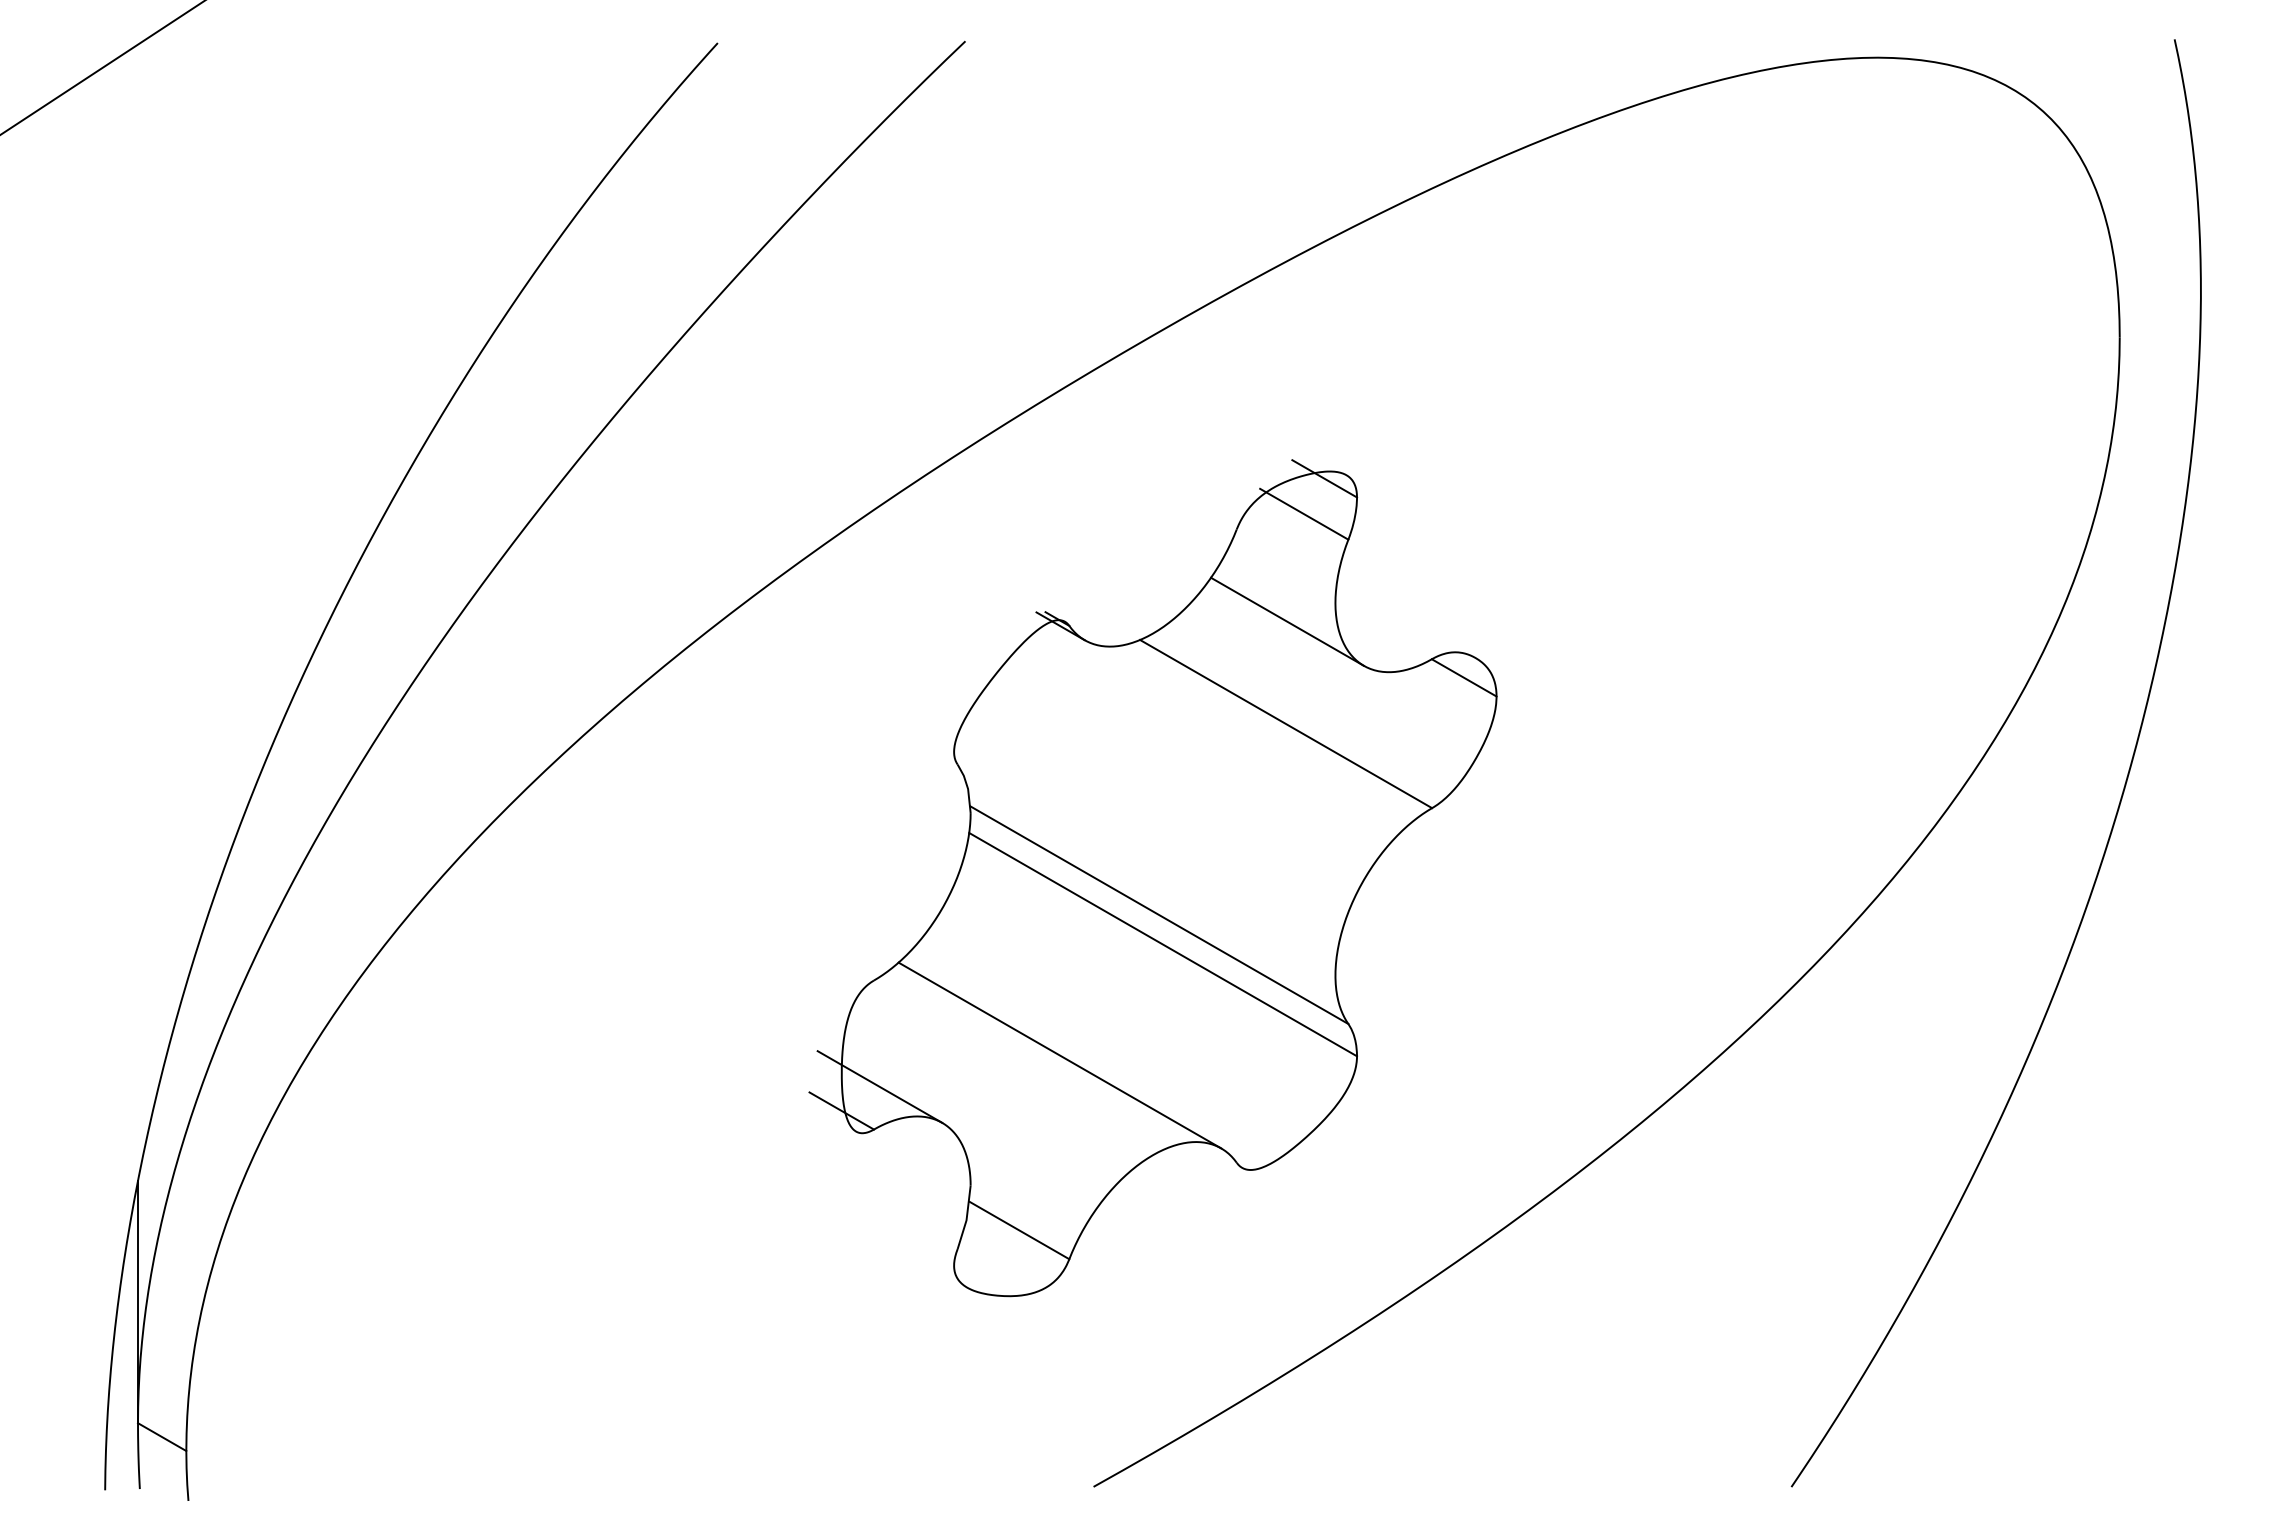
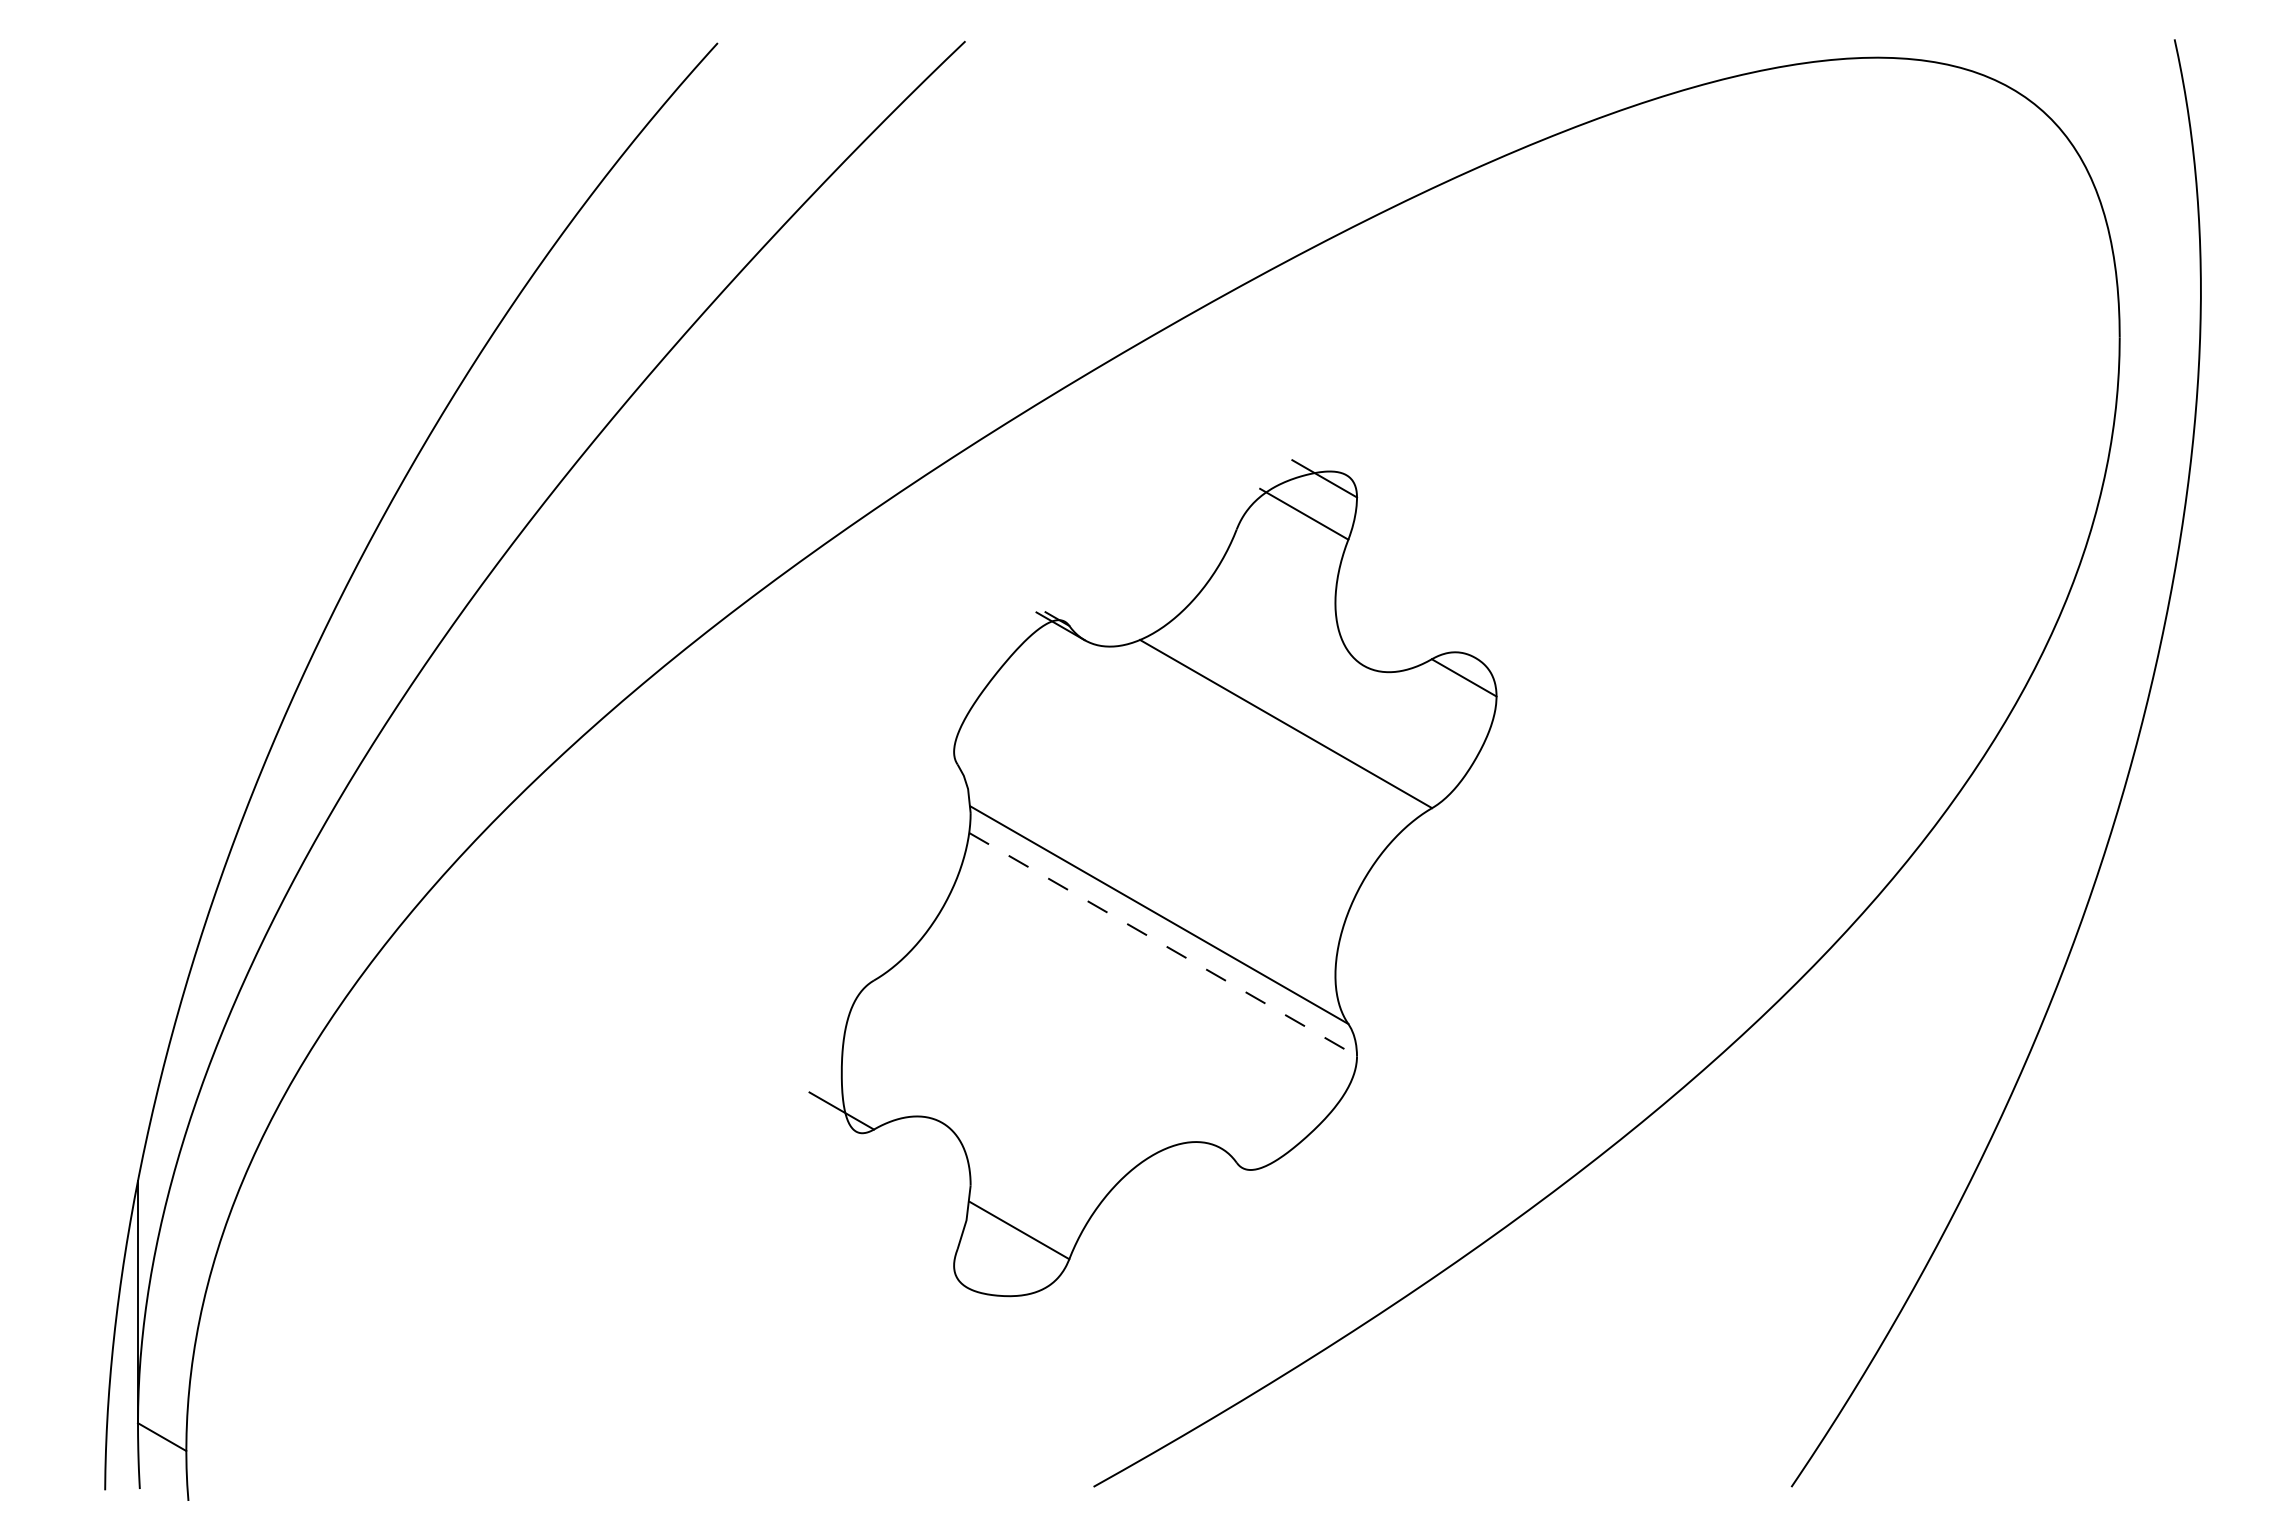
line: present -> none (102, 67)
line: present -> none (1287, 621)
line: solid -> dashed (1163, 944)
line: present -> none (1059, 1055)
line: present -> none (879, 1086)
